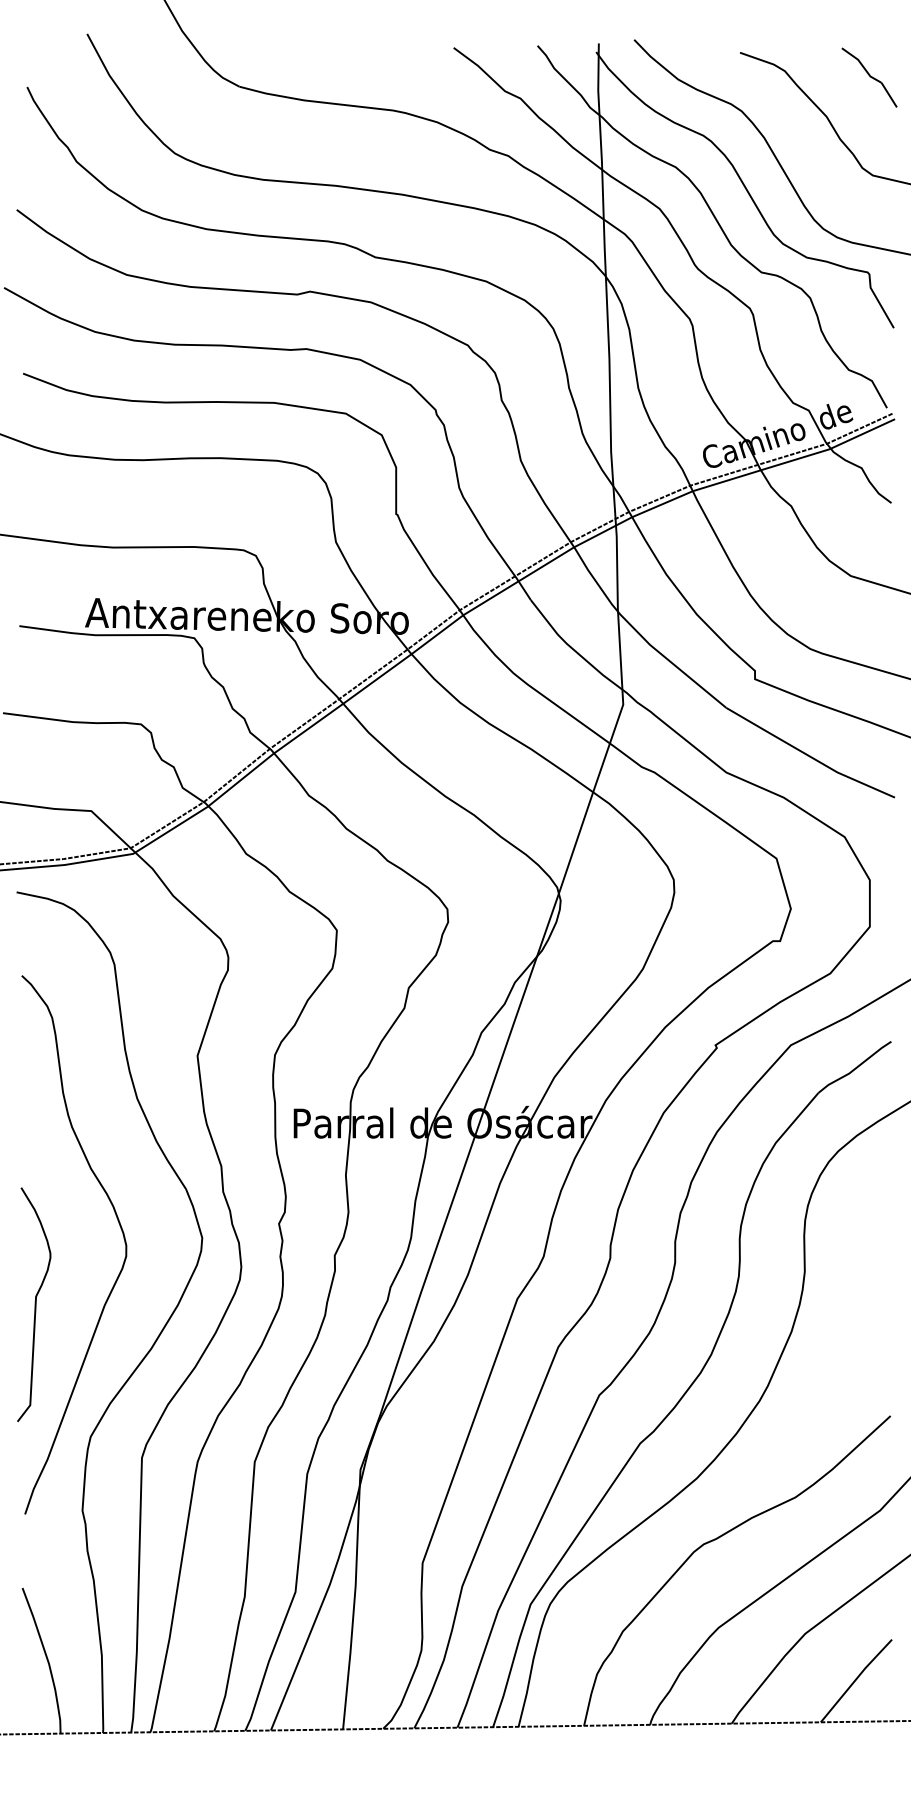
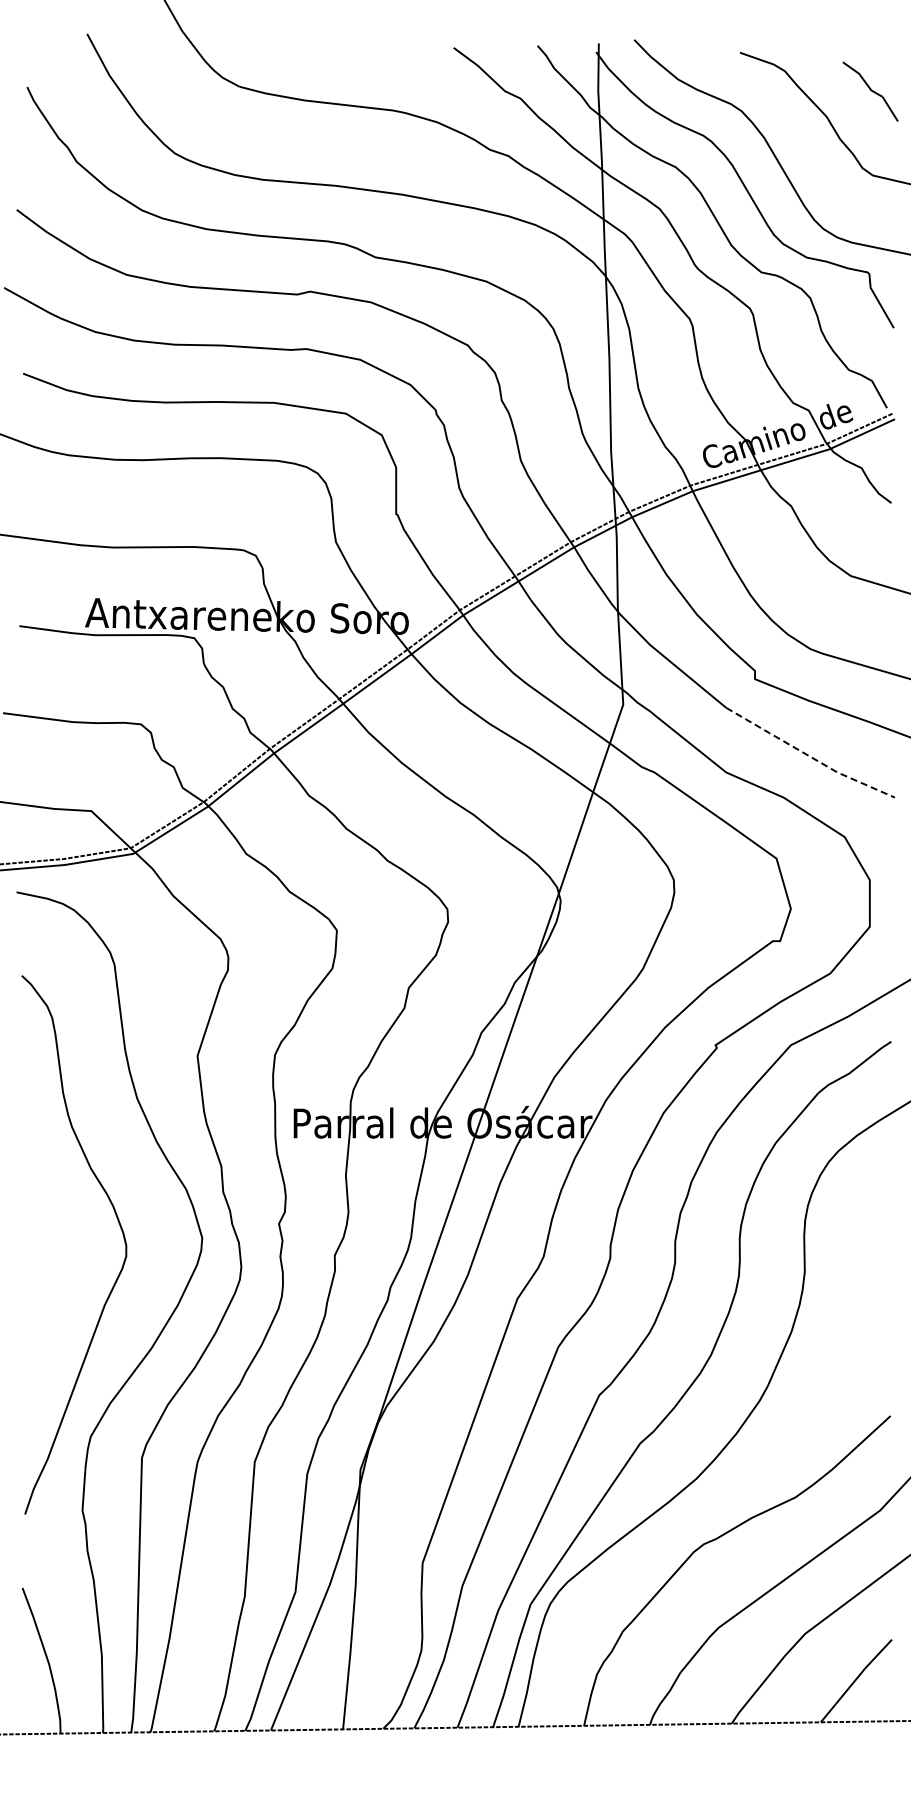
part position: (869, 77) -> (870, 91) (870, 91)
line: solid -> dashed (809, 756)
curve: present -> none (34, 1304)
